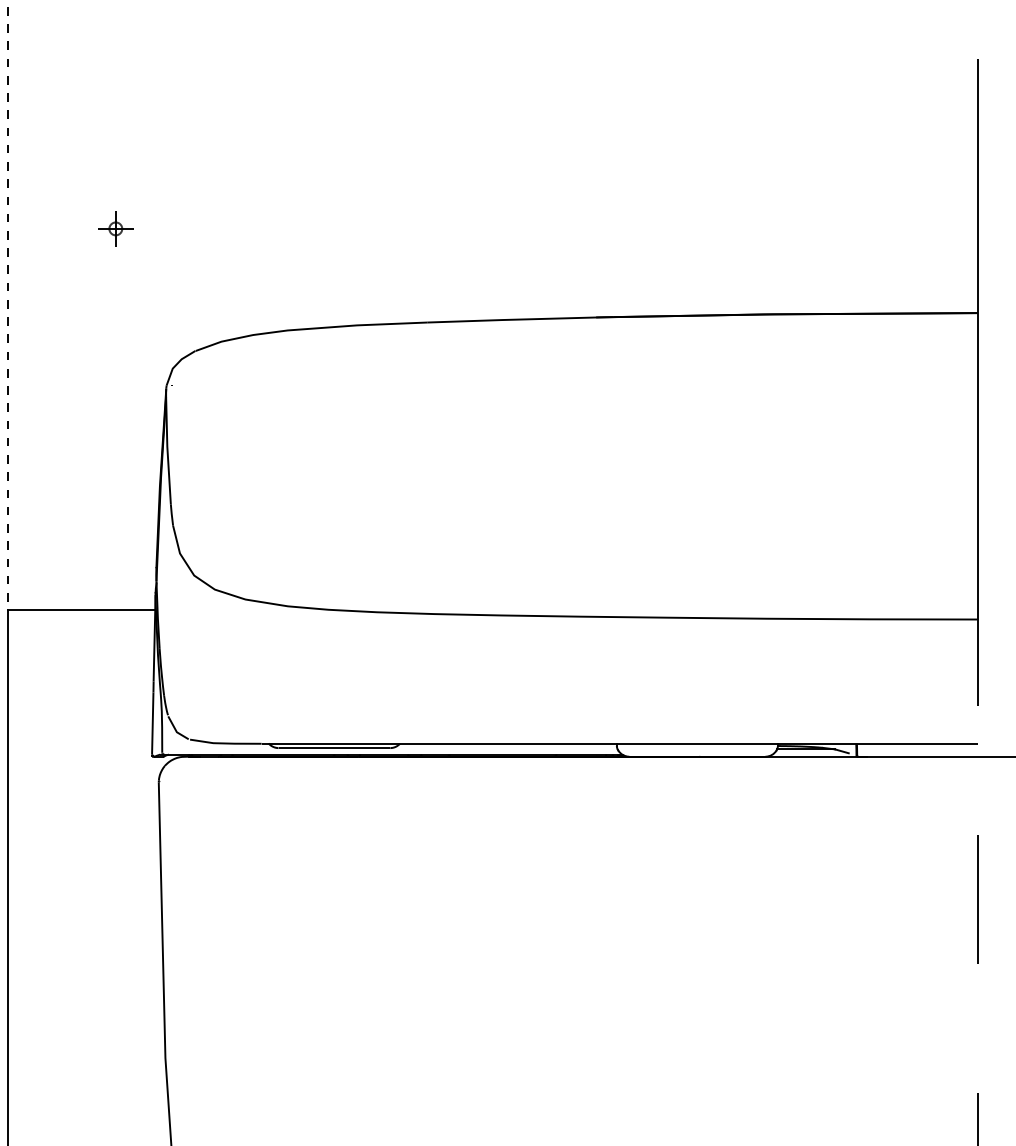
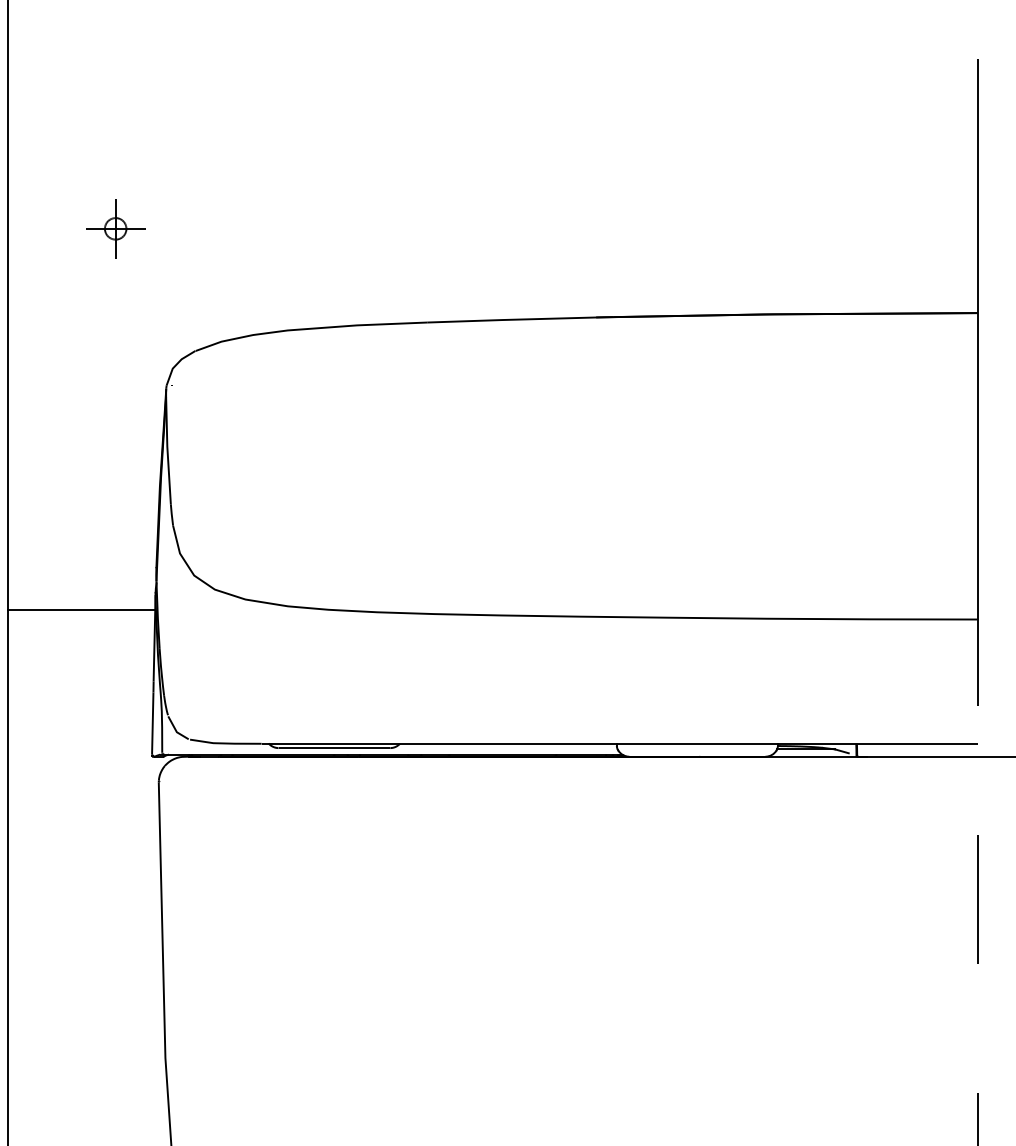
part size: 36x36 px -> 60x60 px (115, 228)
line: dashed -> solid (7, 305)
